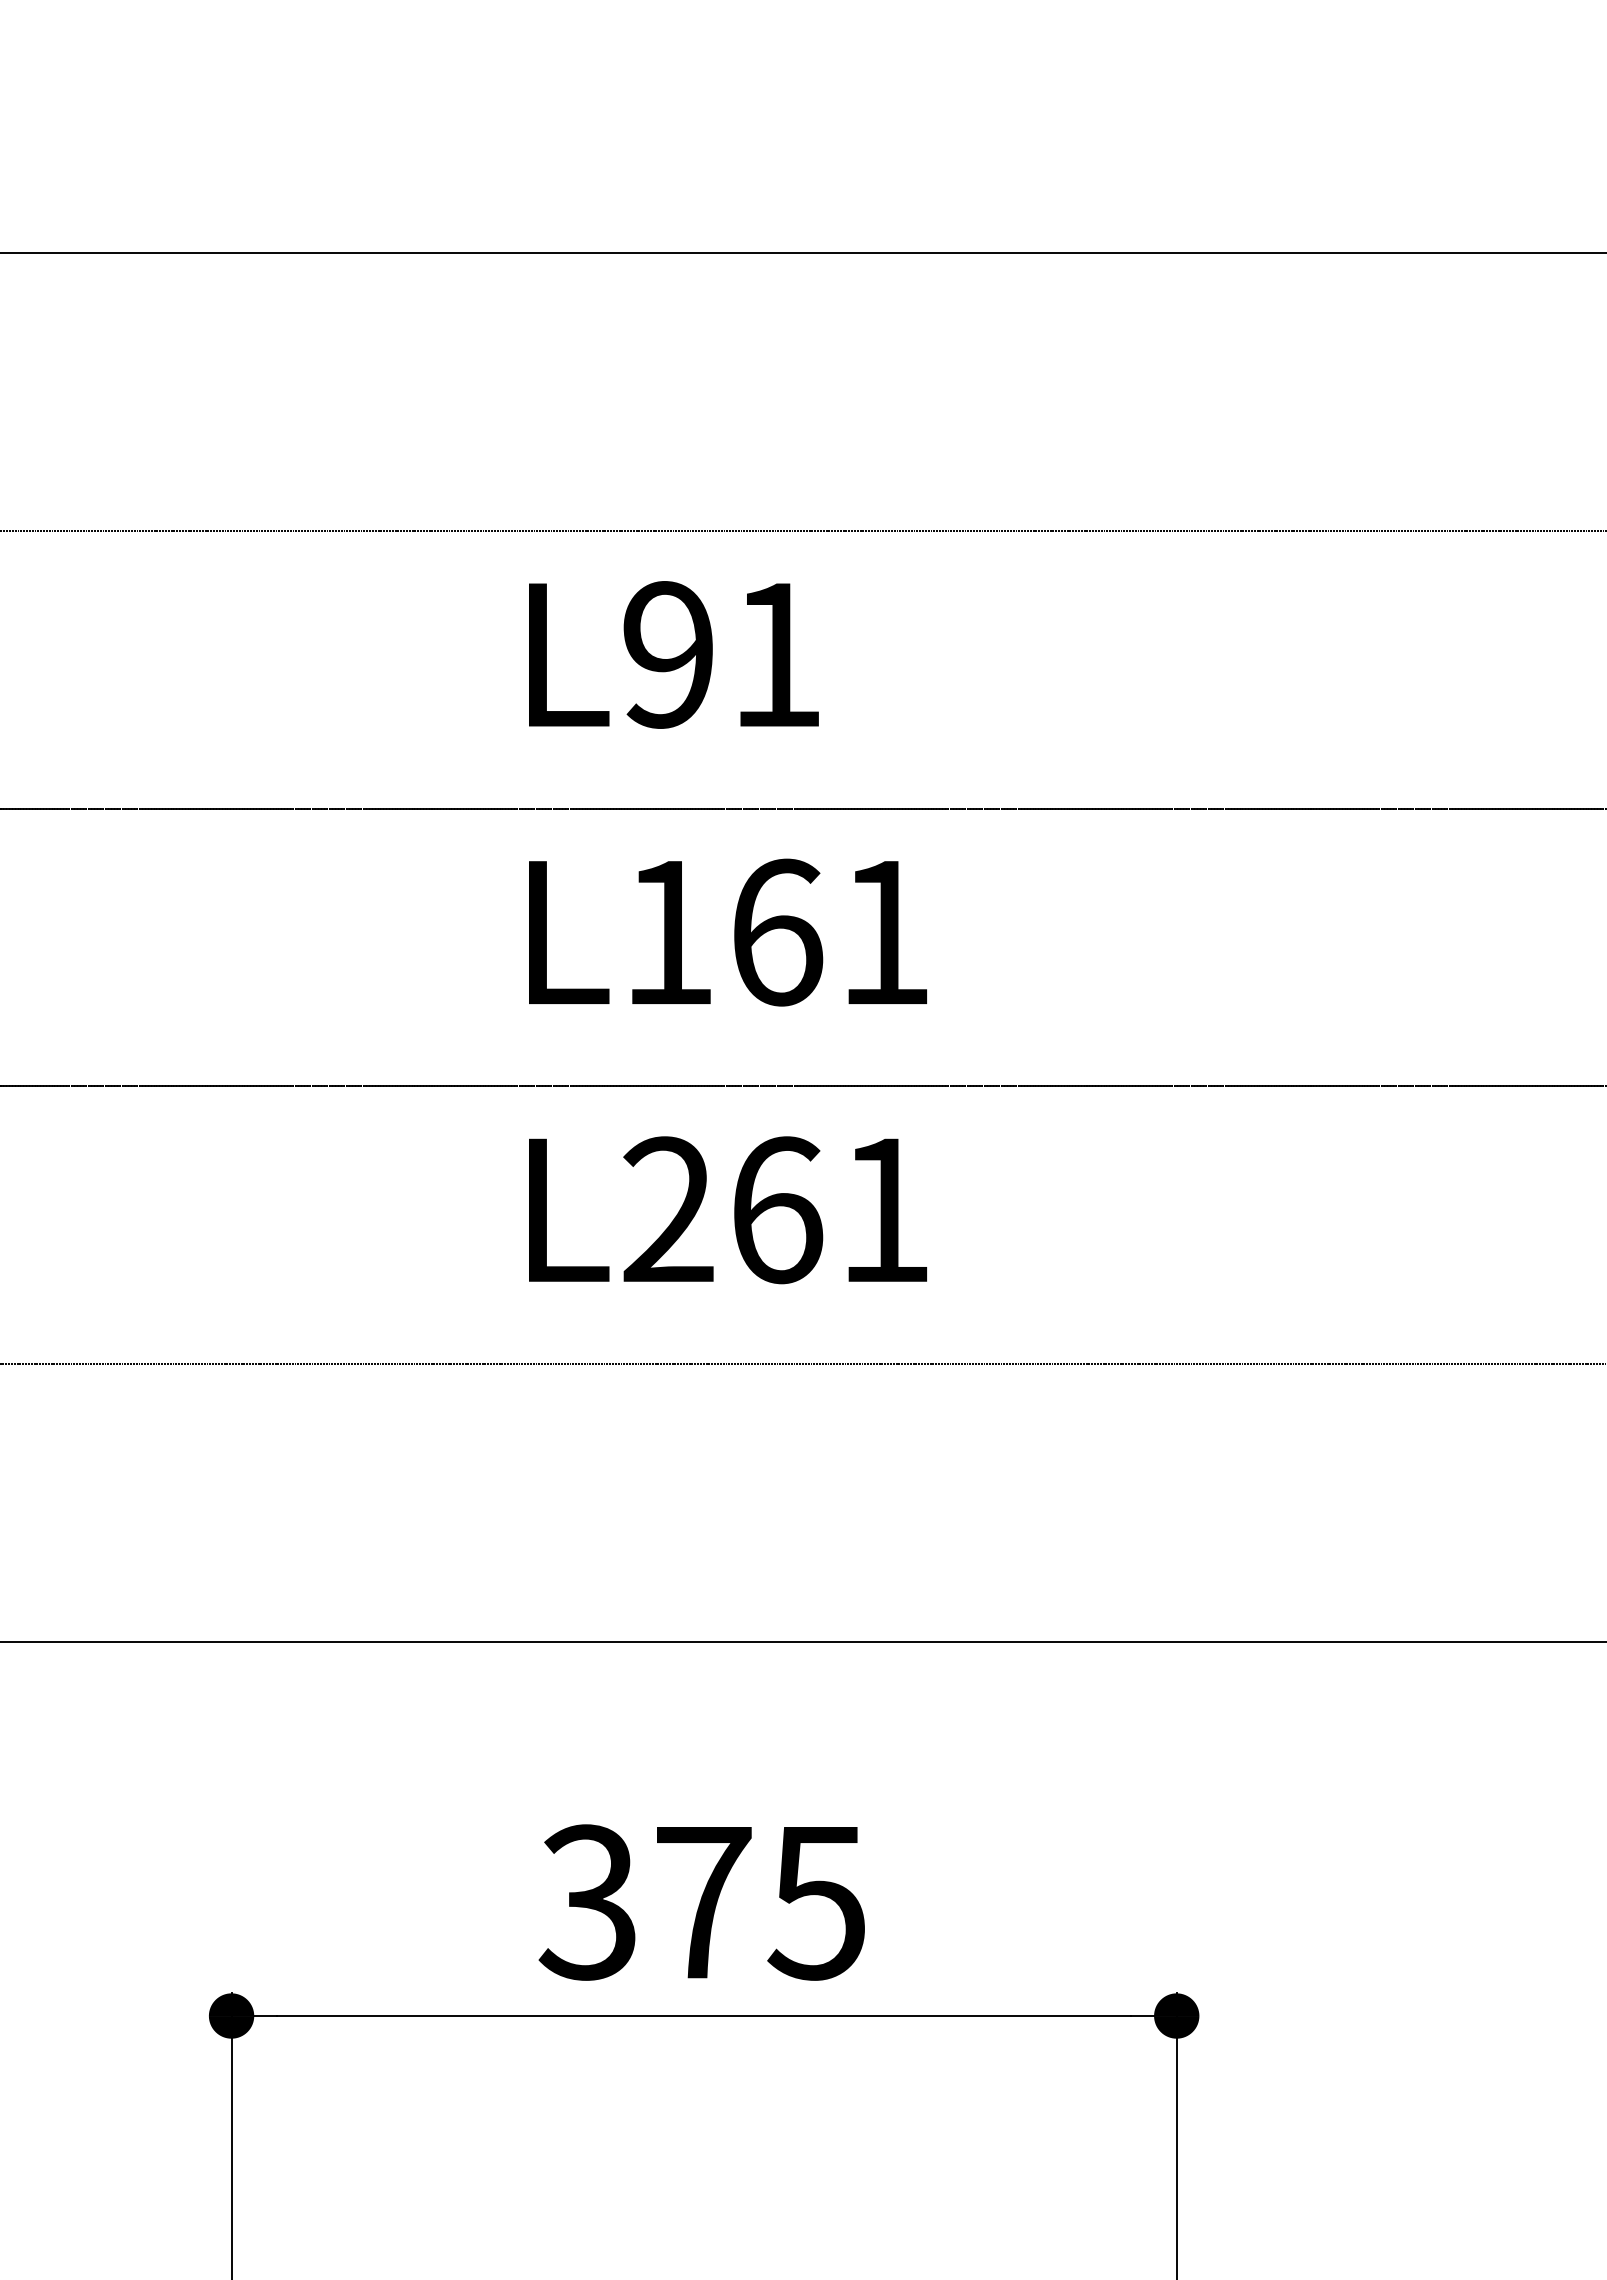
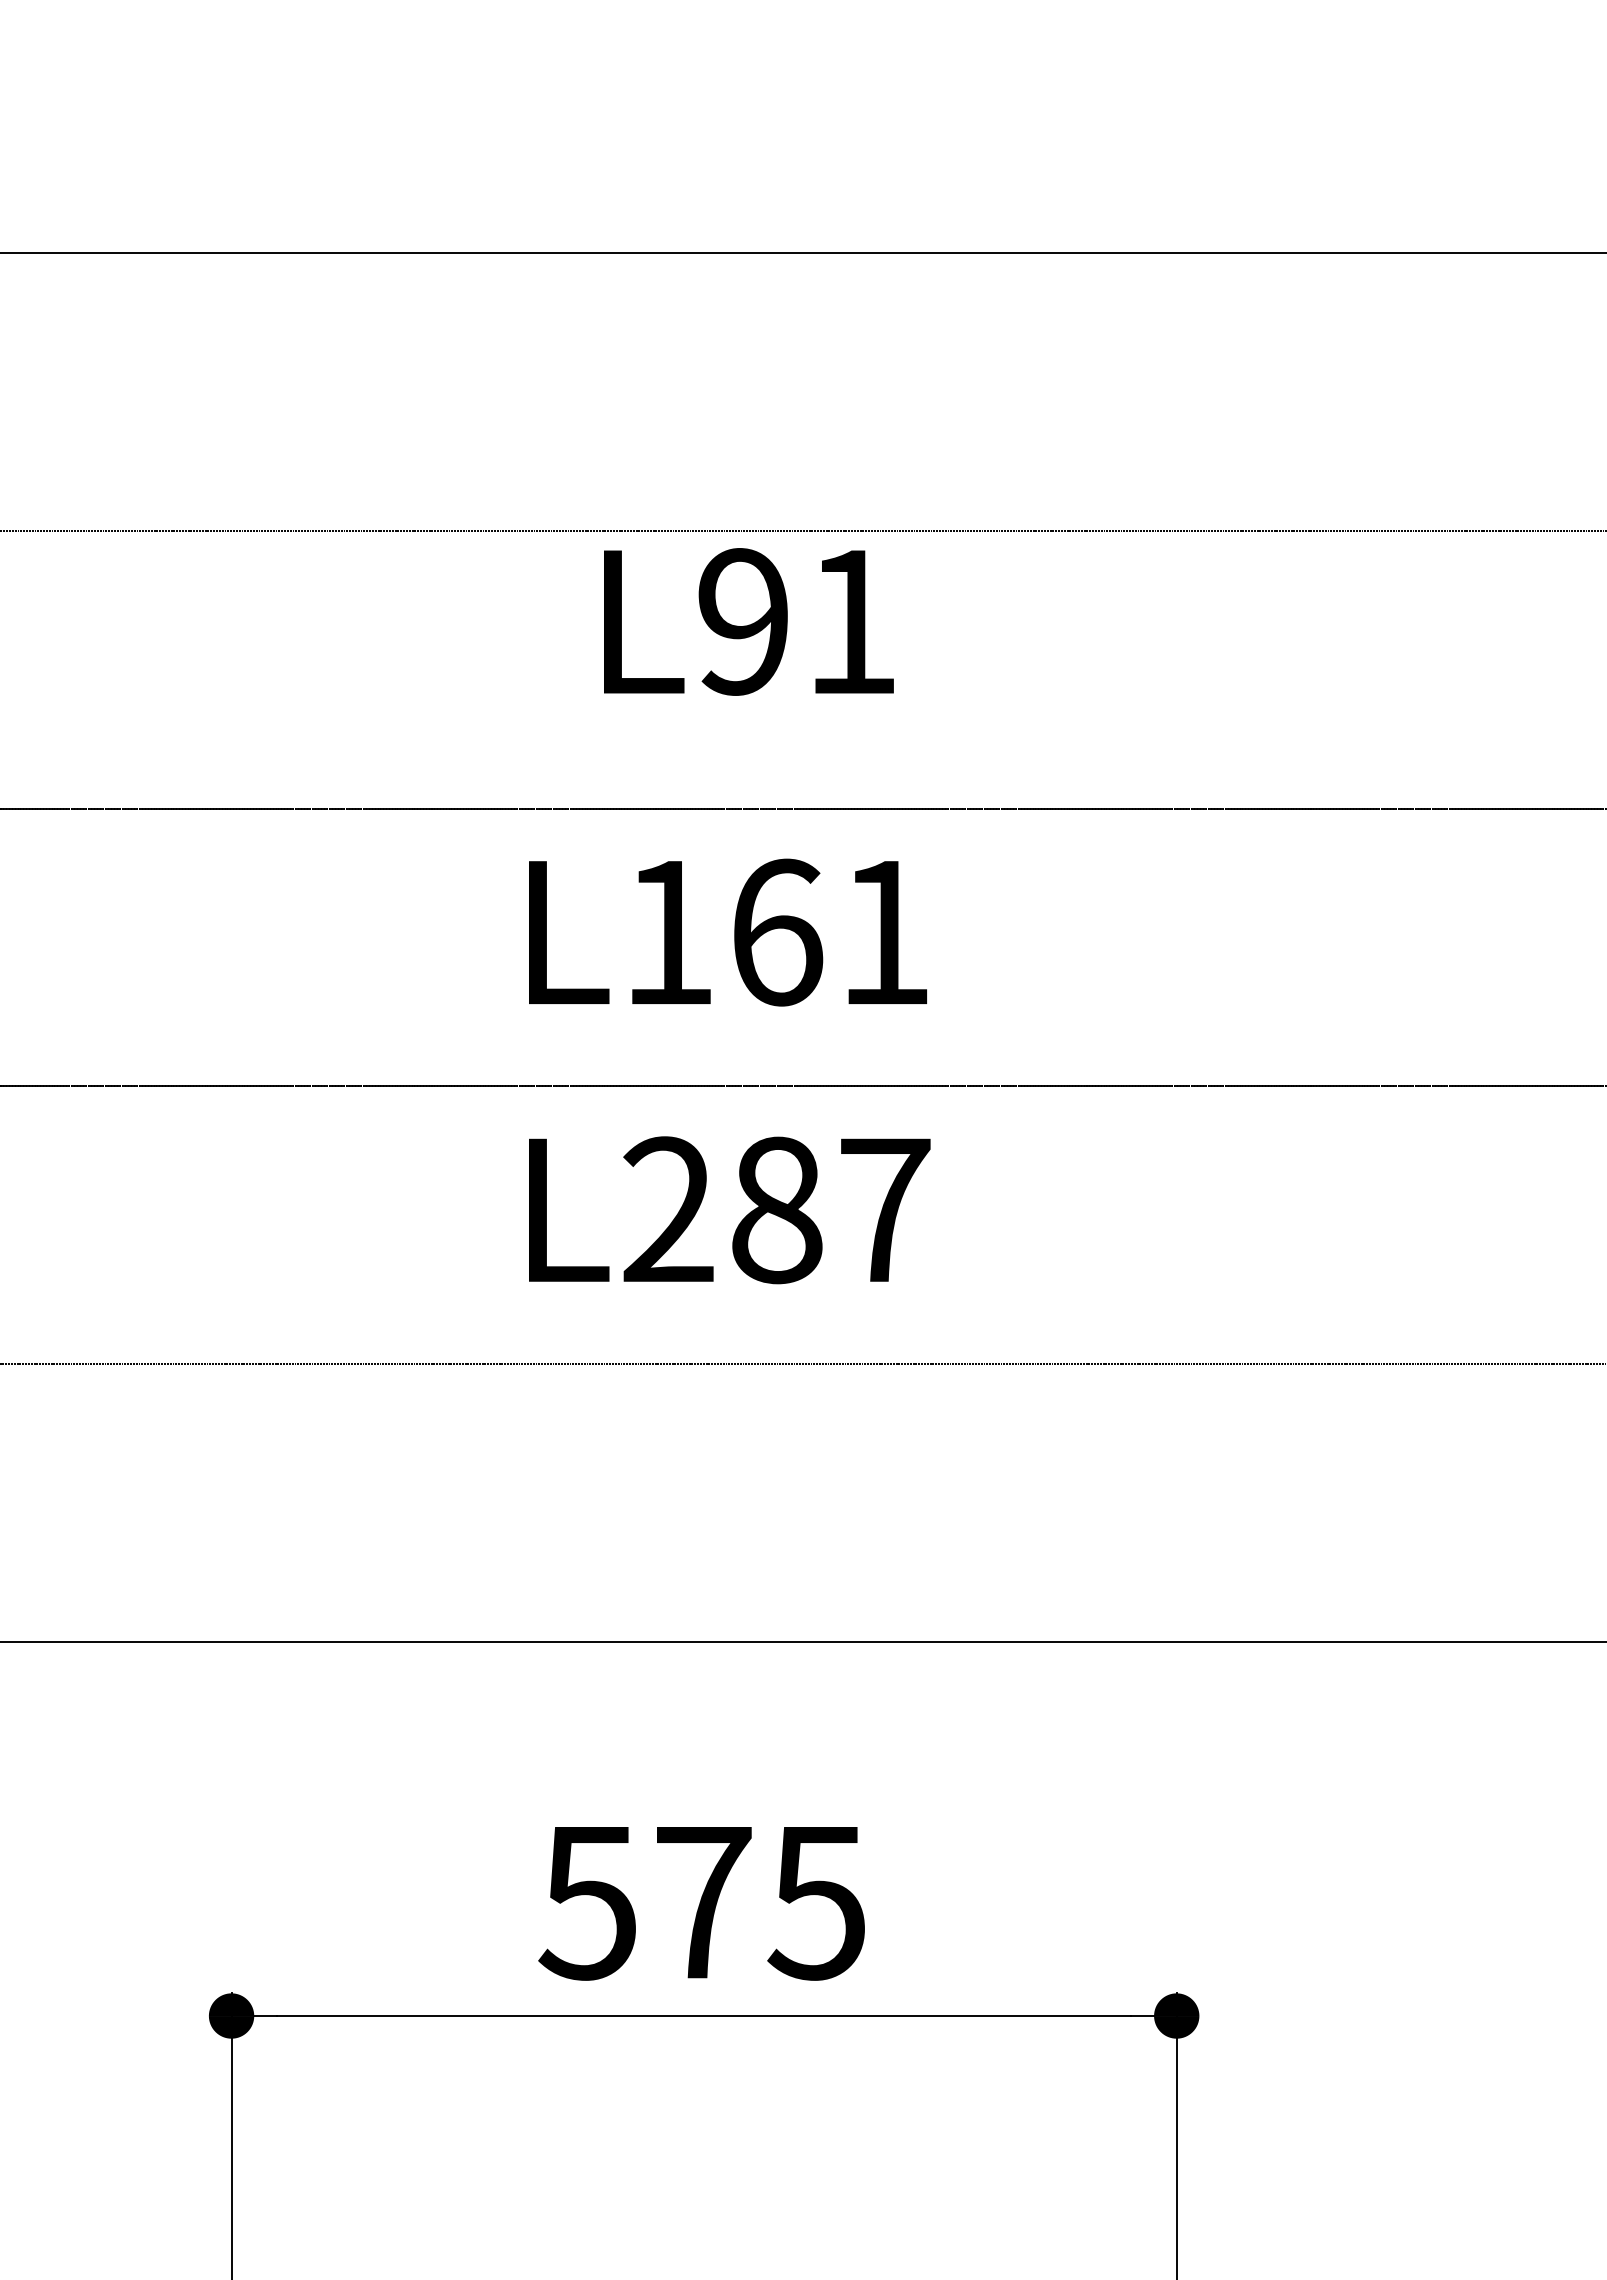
text position: (673, 654) -> (748, 621) (748, 621)
text: L261 -> L287 (831, 1210)
text: 375 -> 575 (586, 1902)
